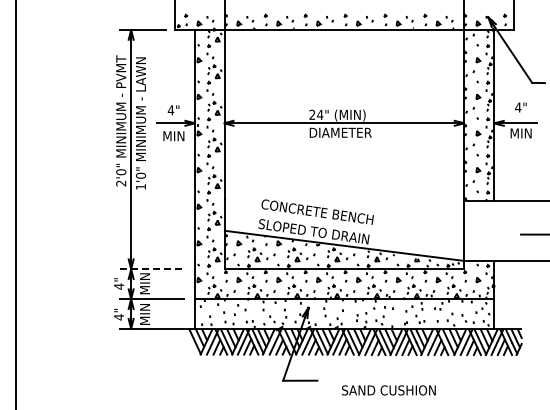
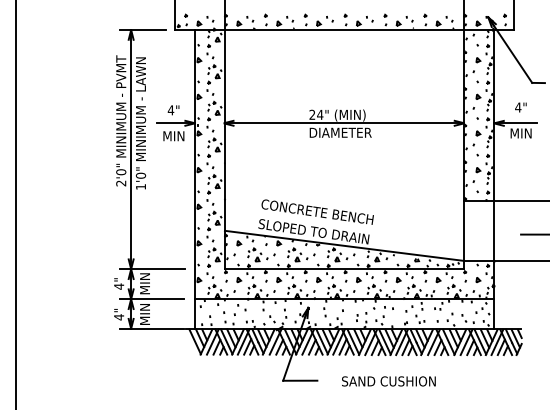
line: none -> present (494, 230)
line: dashed -> solid (153, 269)
text position: (388, 390) -> (388, 381) (388, 381)
